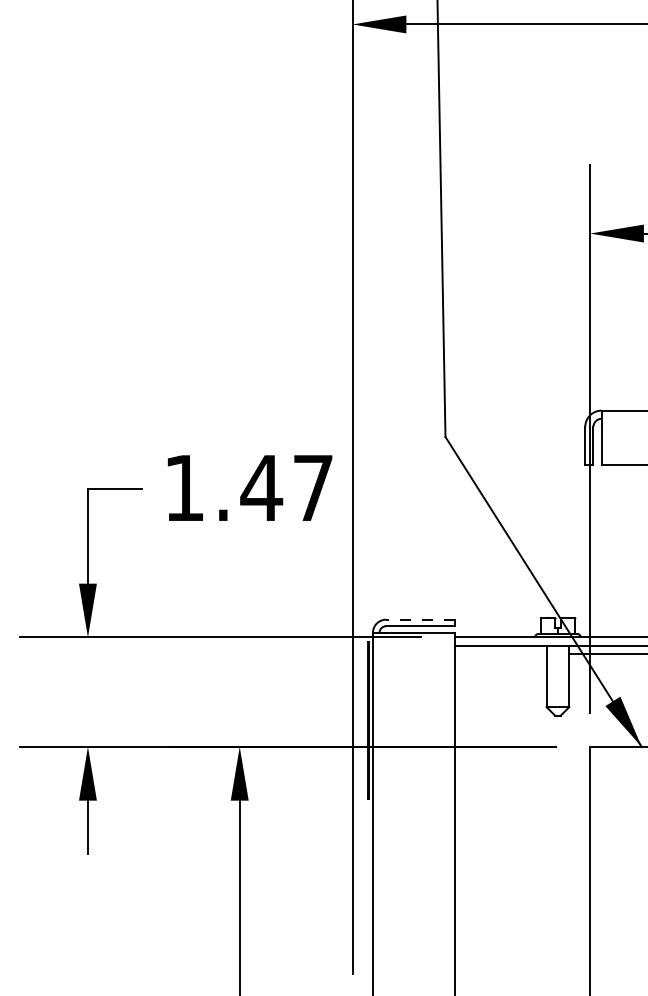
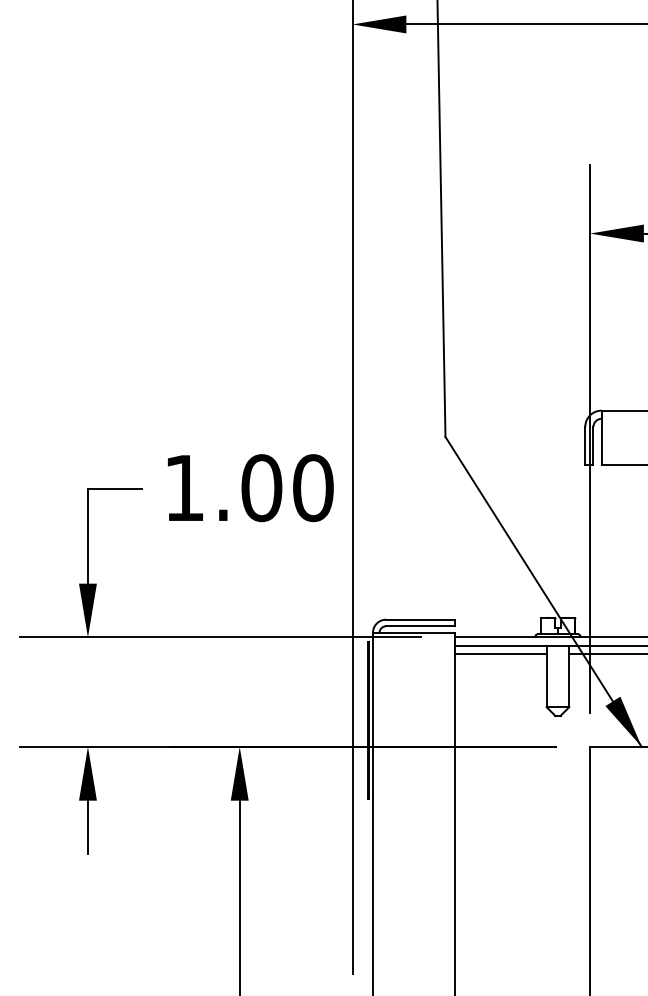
text: 1.47 -> 1.00 (286, 488)
line: dashed -> solid (420, 619)
line: none -> present (500, 653)
